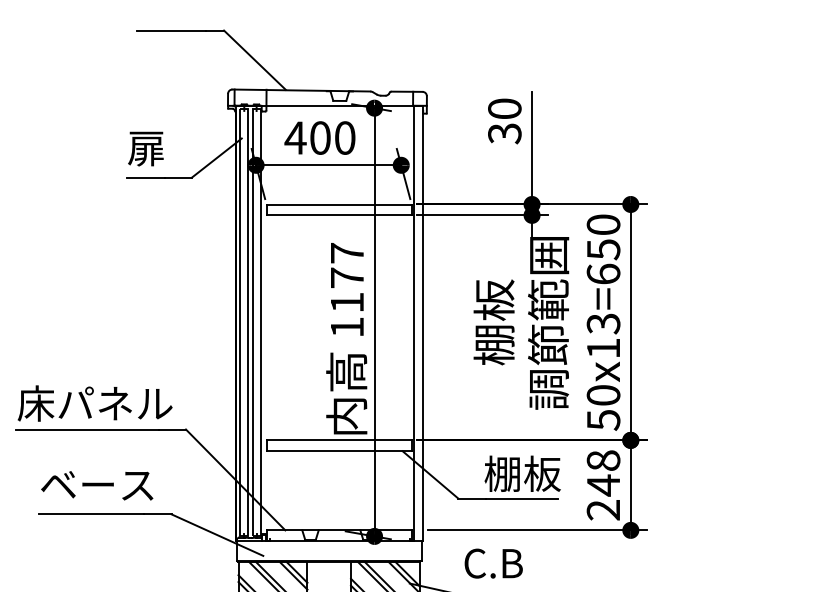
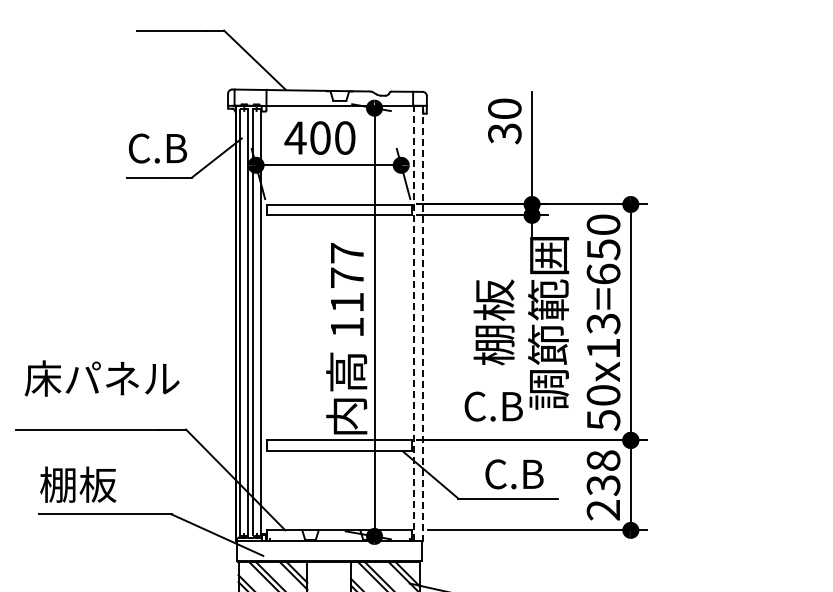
text: 扉 -> C.B (157, 148)
line: solid -> dashed (413, 323)
line: solid -> dashed (422, 323)
text position: (94, 403) -> (101, 378) (101, 378)
text: 棚板 -> C.B (522, 473)
text: ベース -> 棚板 (96, 484)
text: 248 -> 238 (603, 485)
text position: (493, 563) -> (493, 406) (493, 406)
